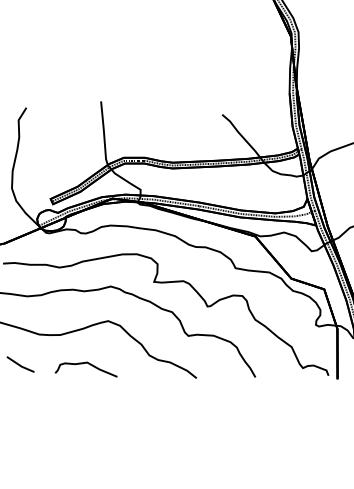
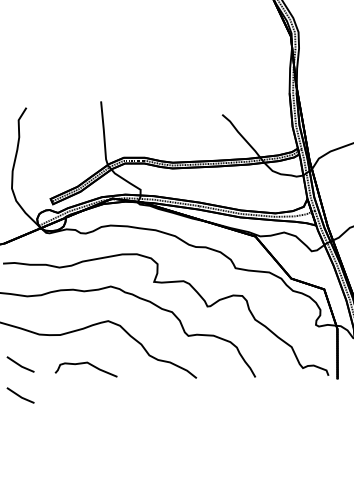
line: none -> present (20, 395)
